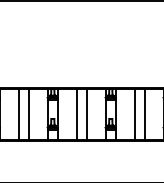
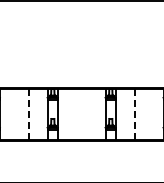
line: present -> none (18, 114)
line: solid -> dashed (28, 114)
line: present -> none (76, 114)
line: present -> none (86, 114)
line: solid -> dashed (134, 114)
line: present -> none (144, 114)
